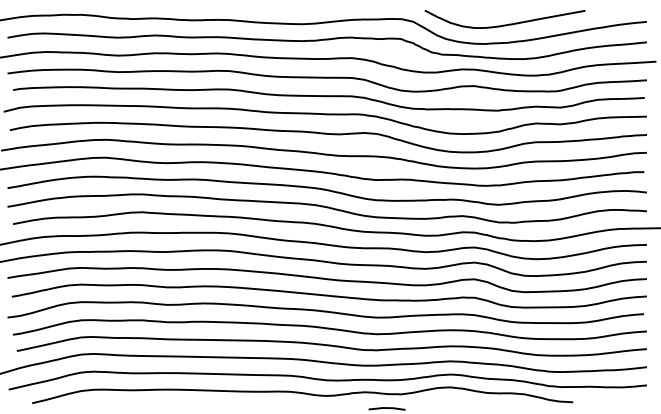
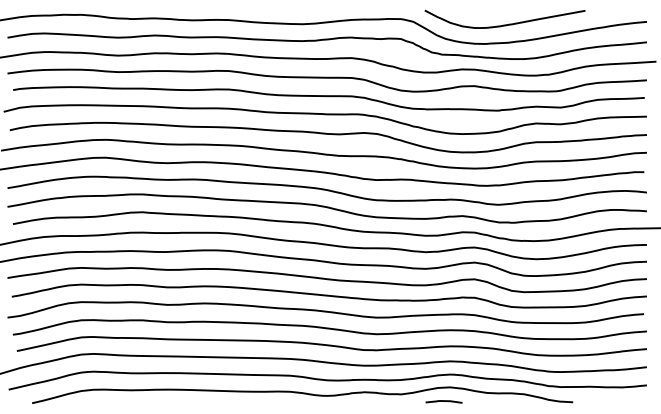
line position: (386, 408) -> (443, 401) (443, 401)
